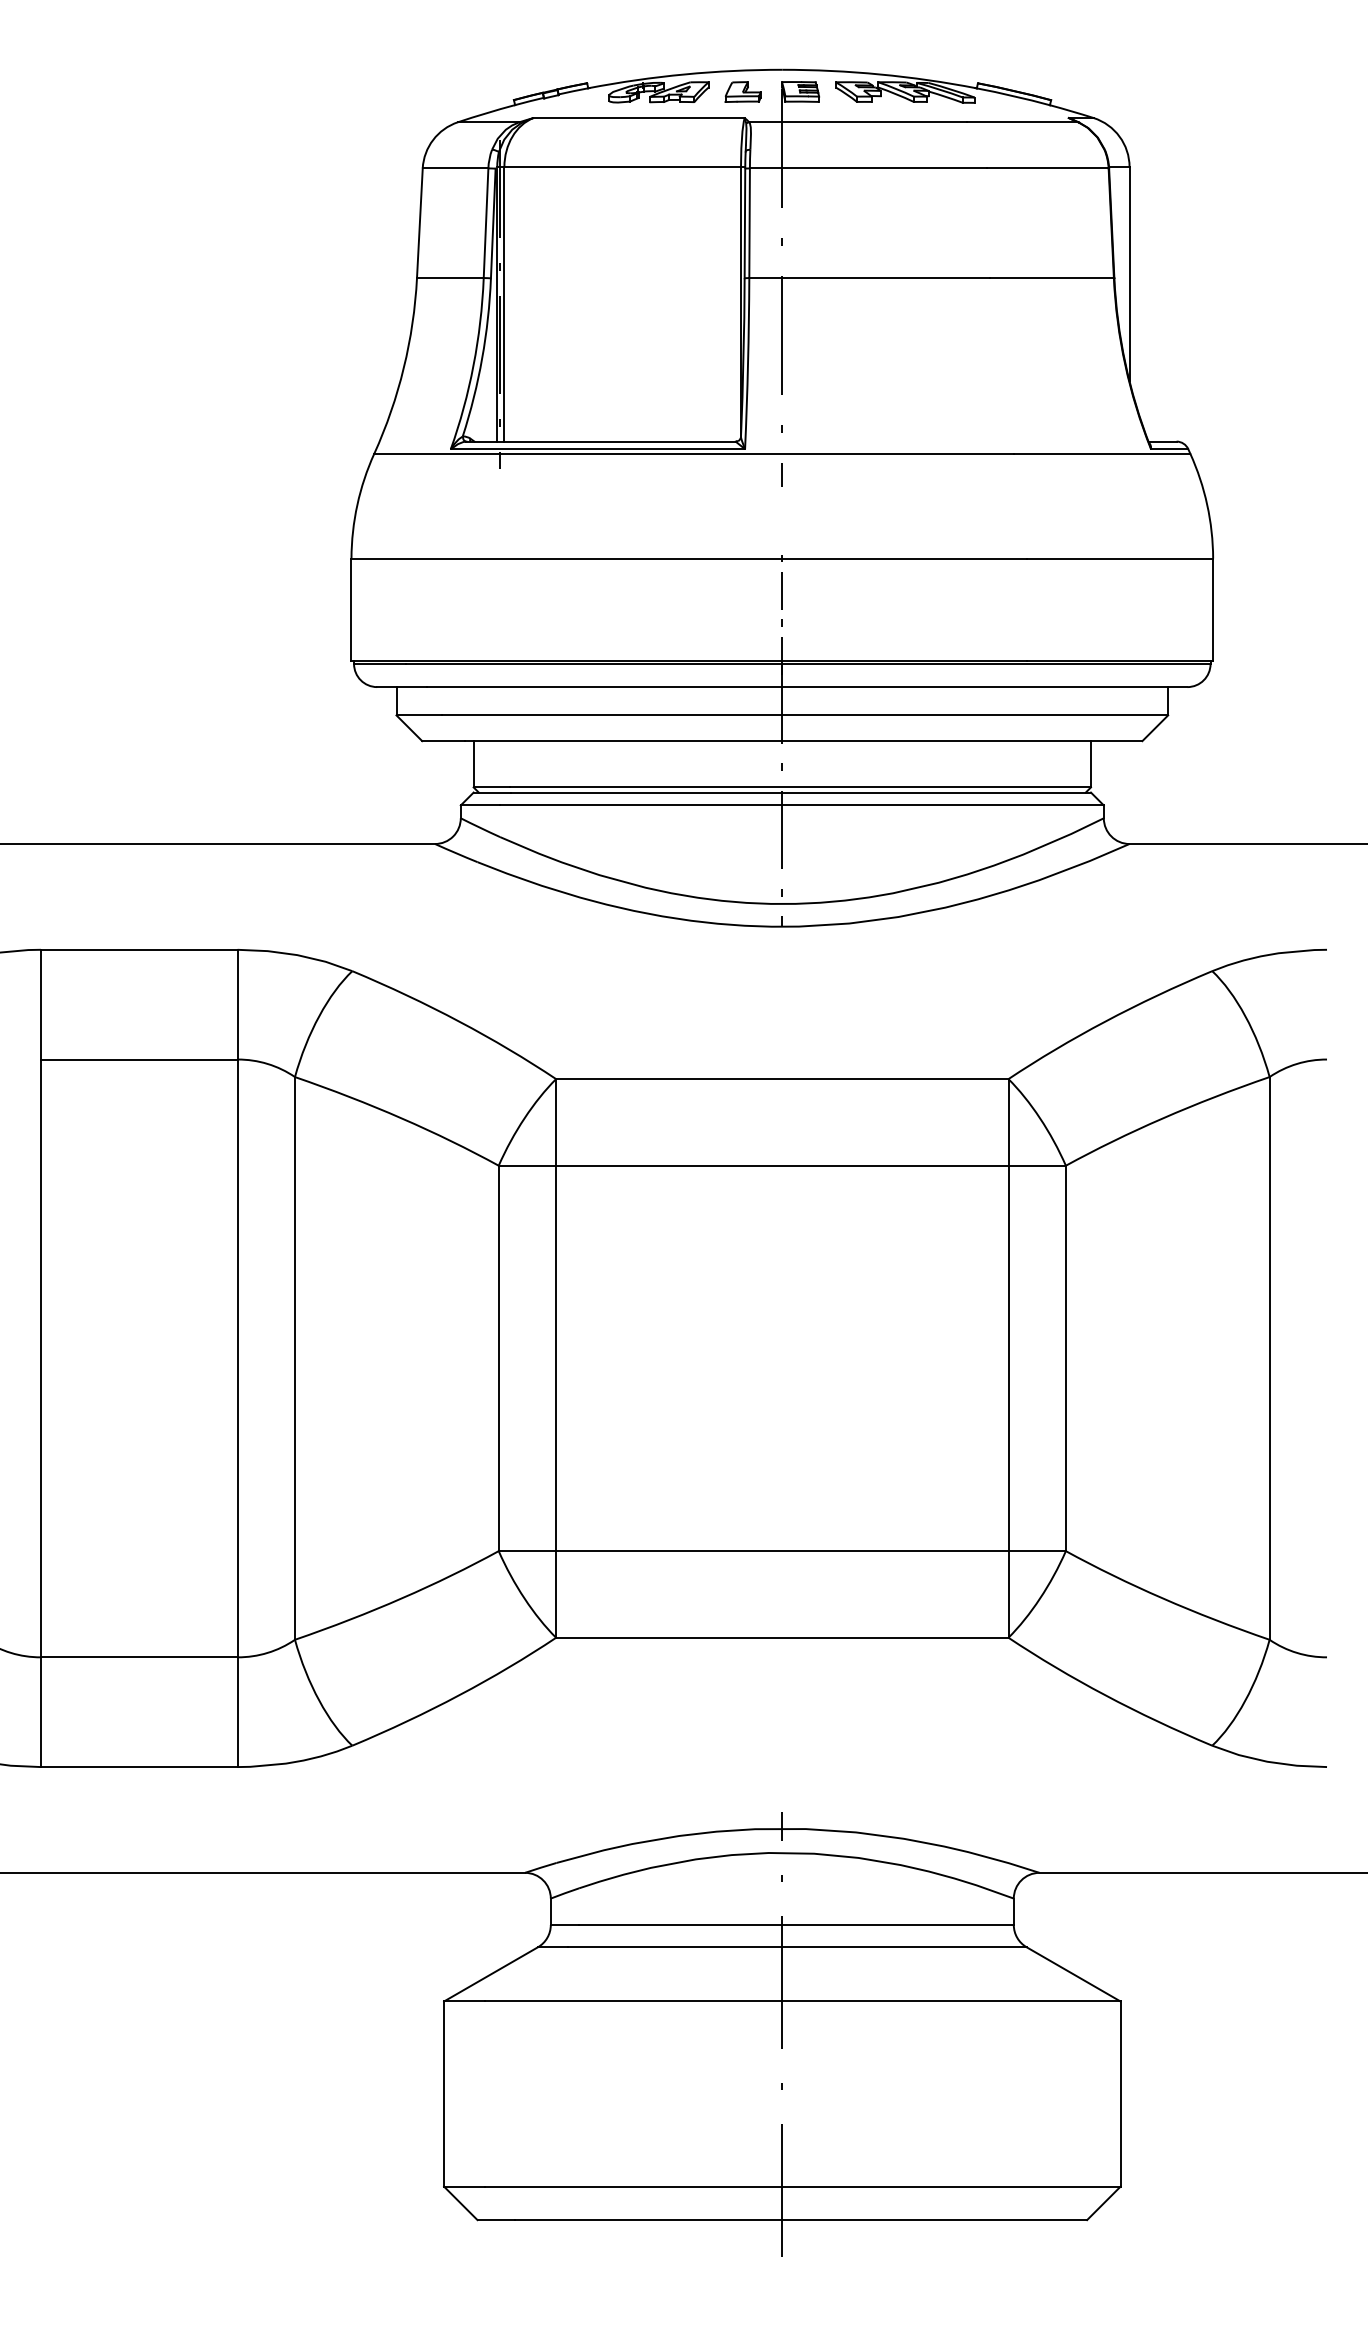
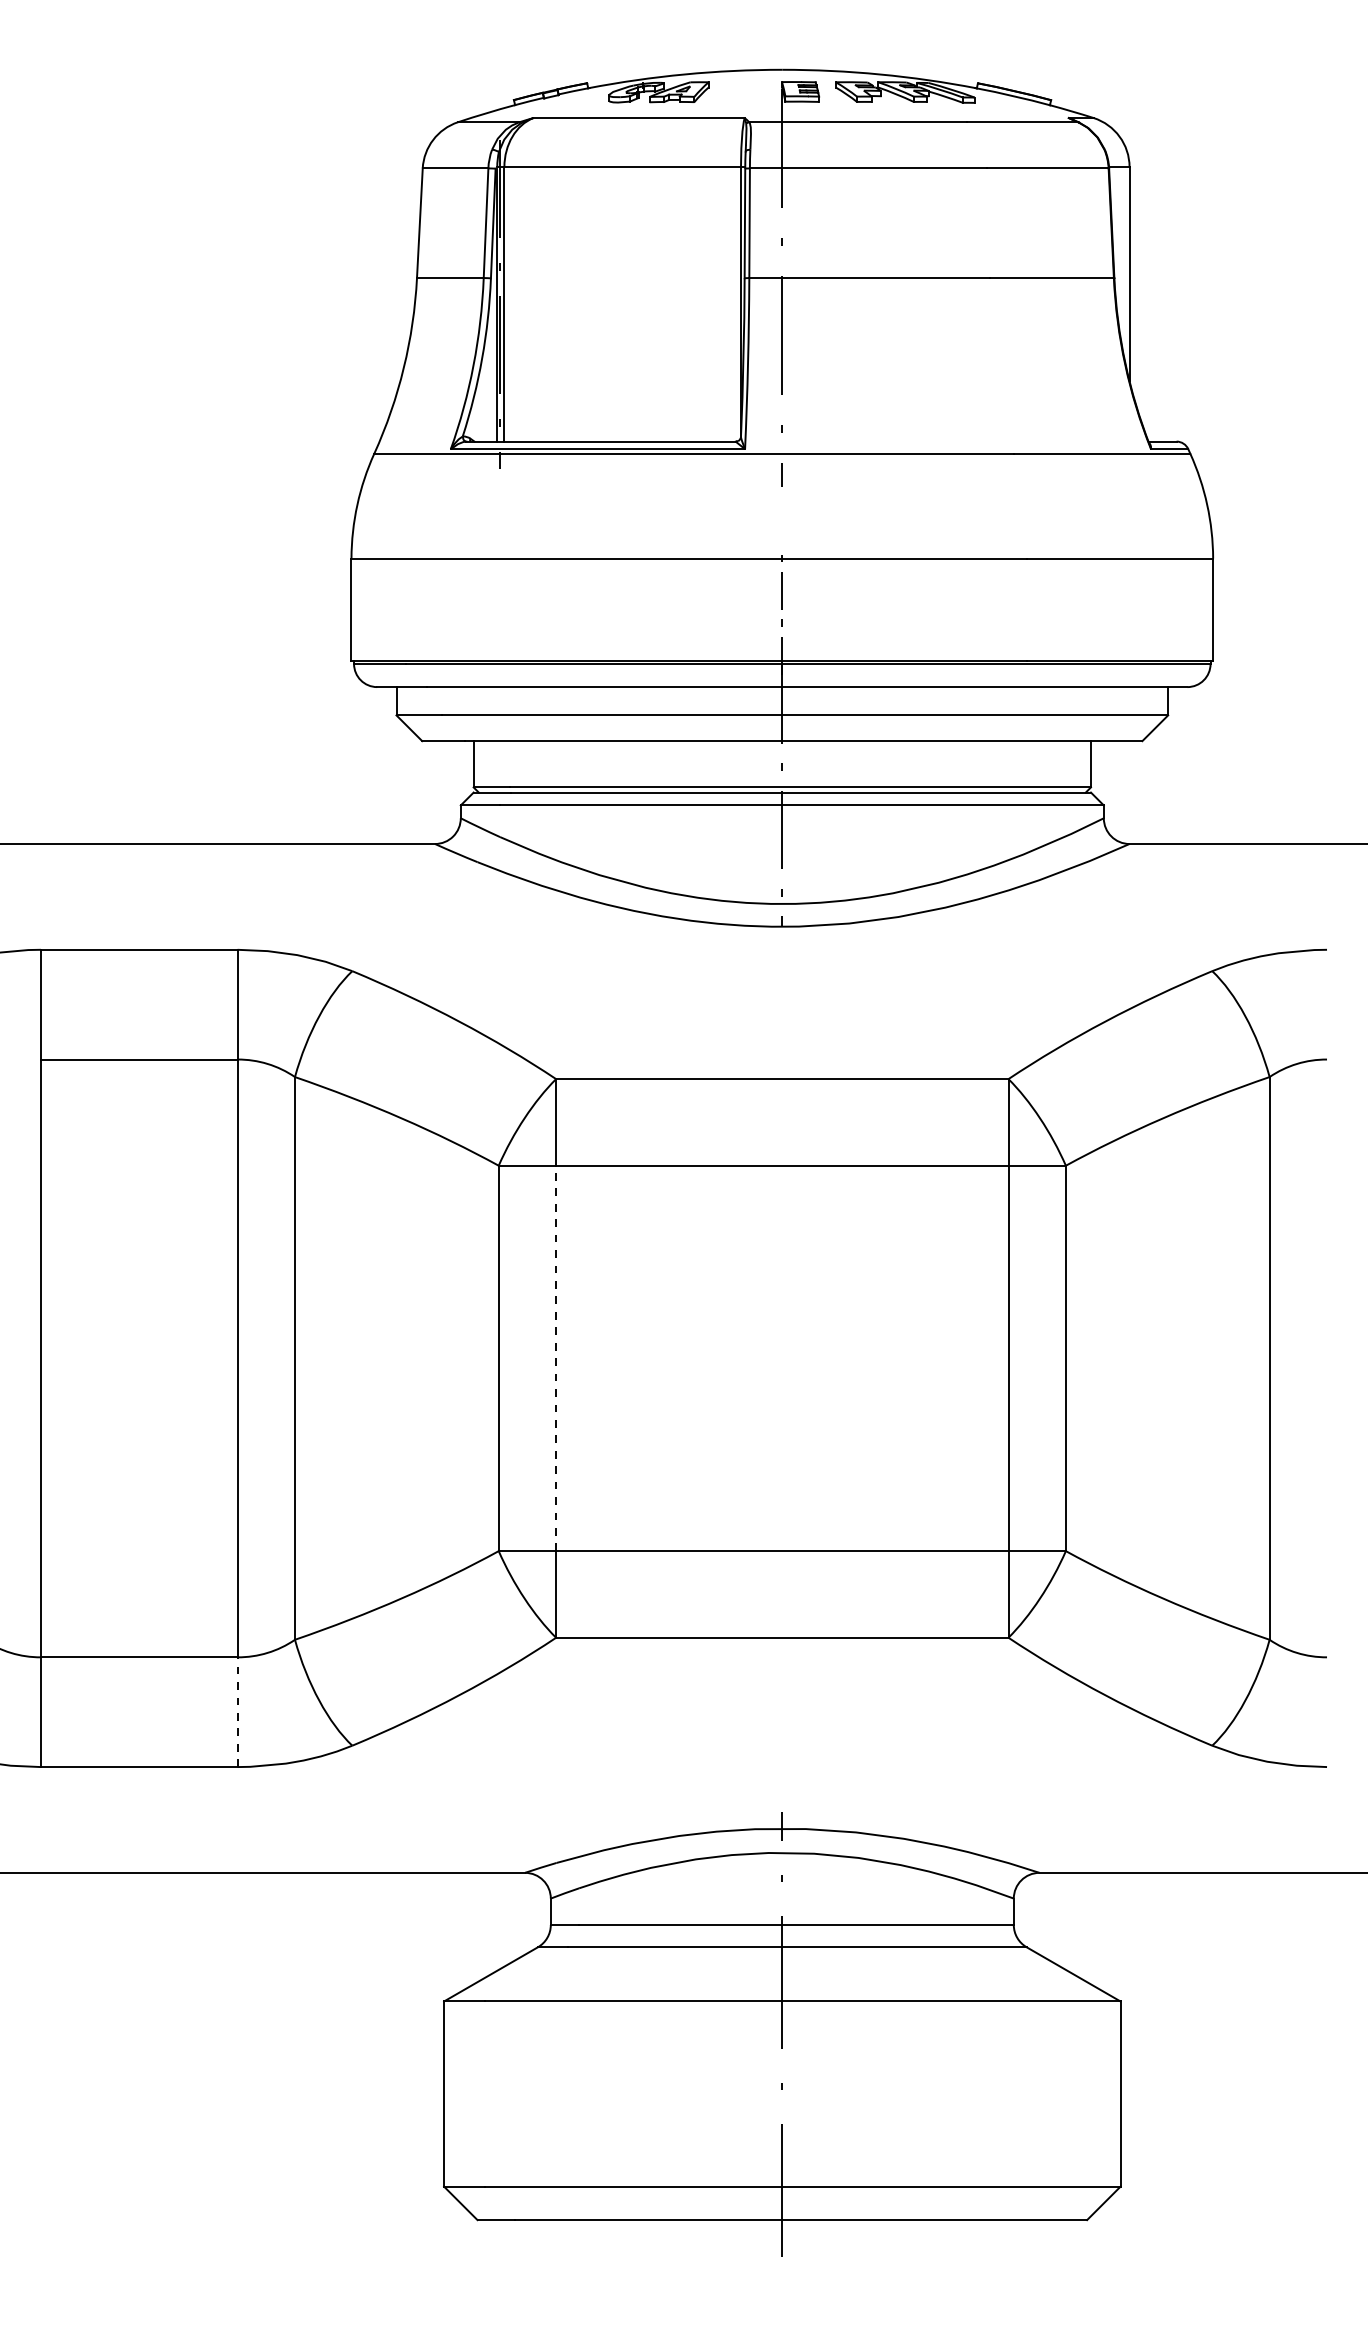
part: present -> none (742, 91)
line: solid -> dashed (556, 1358)
line: solid -> dashed (237, 1712)
